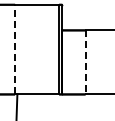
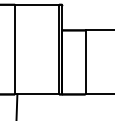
line: dashed -> solid (15, 49)
line: dashed -> solid (85, 62)
